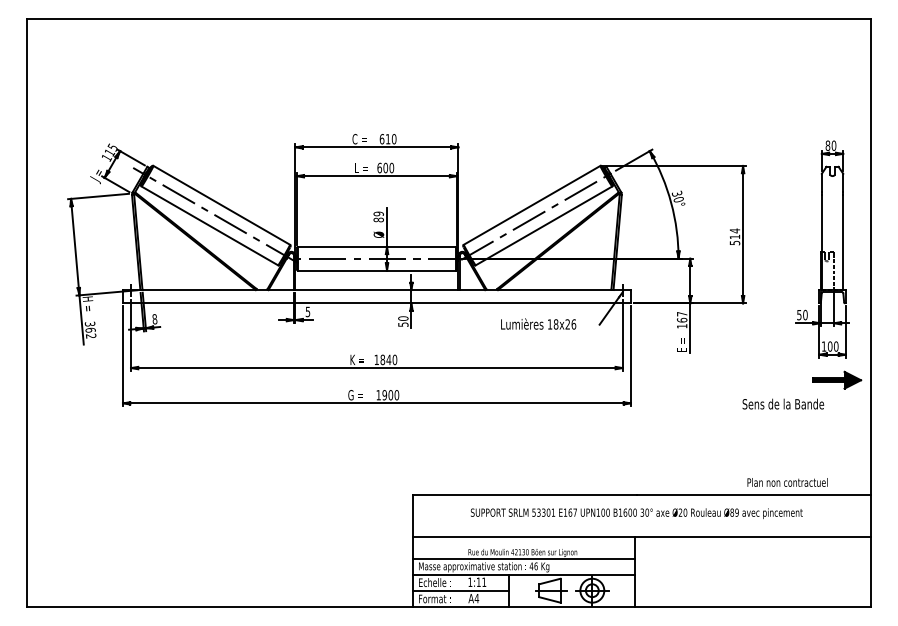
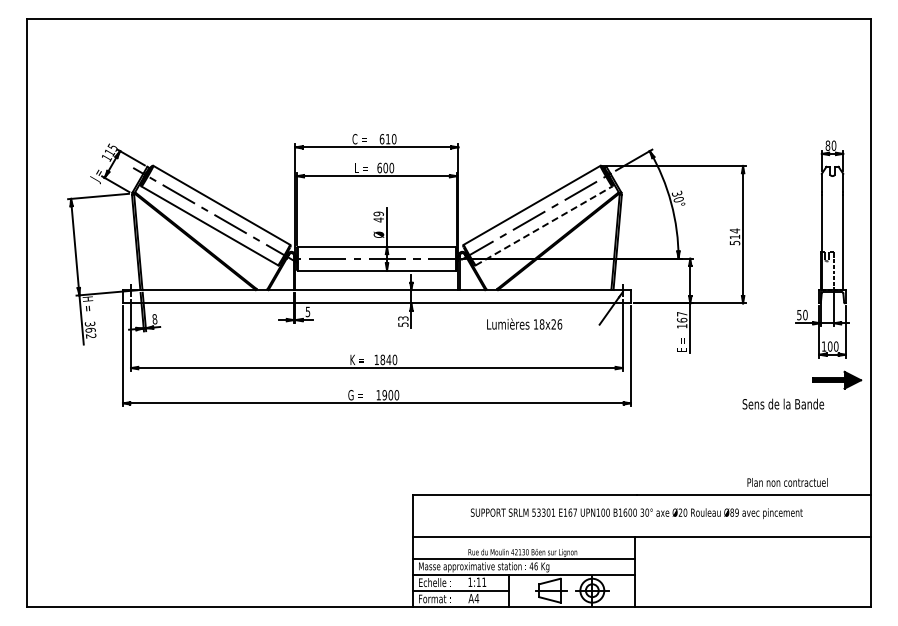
text: 89 -> 49 (378, 219)
line: solid -> dashed (543, 225)
text: 50 -> 53 (403, 318)
text position: (538, 323) -> (524, 323) (524, 323)
